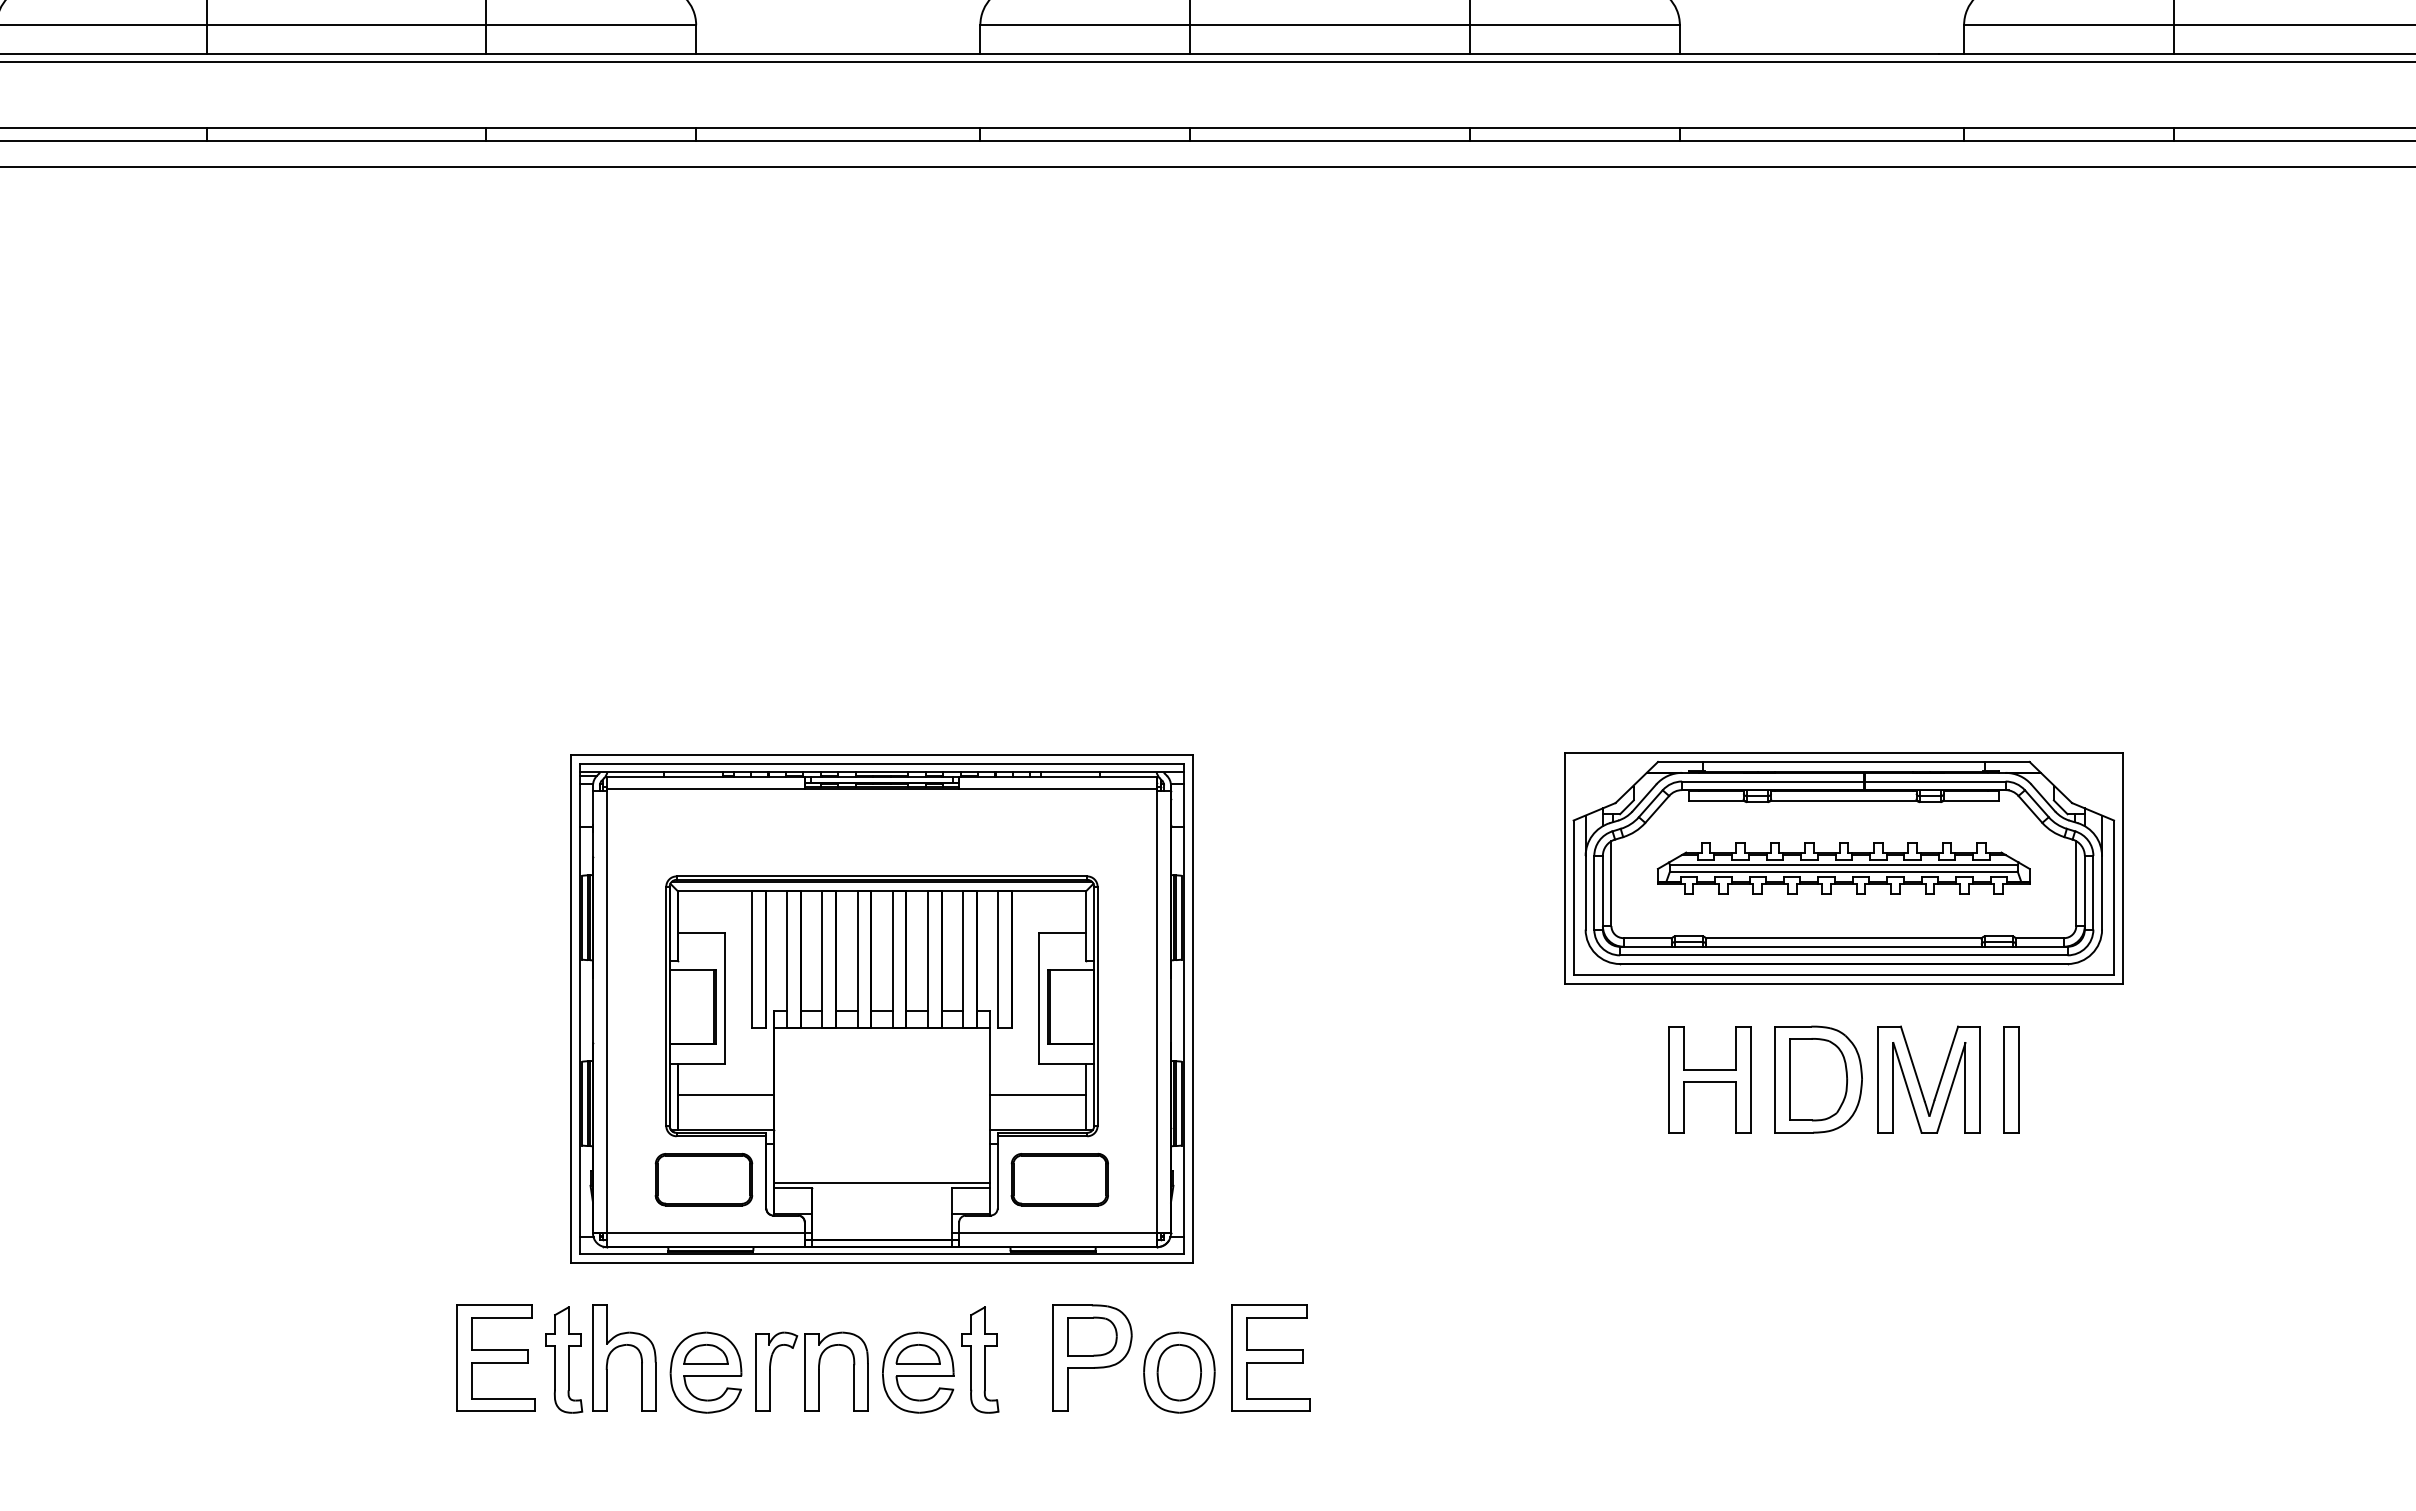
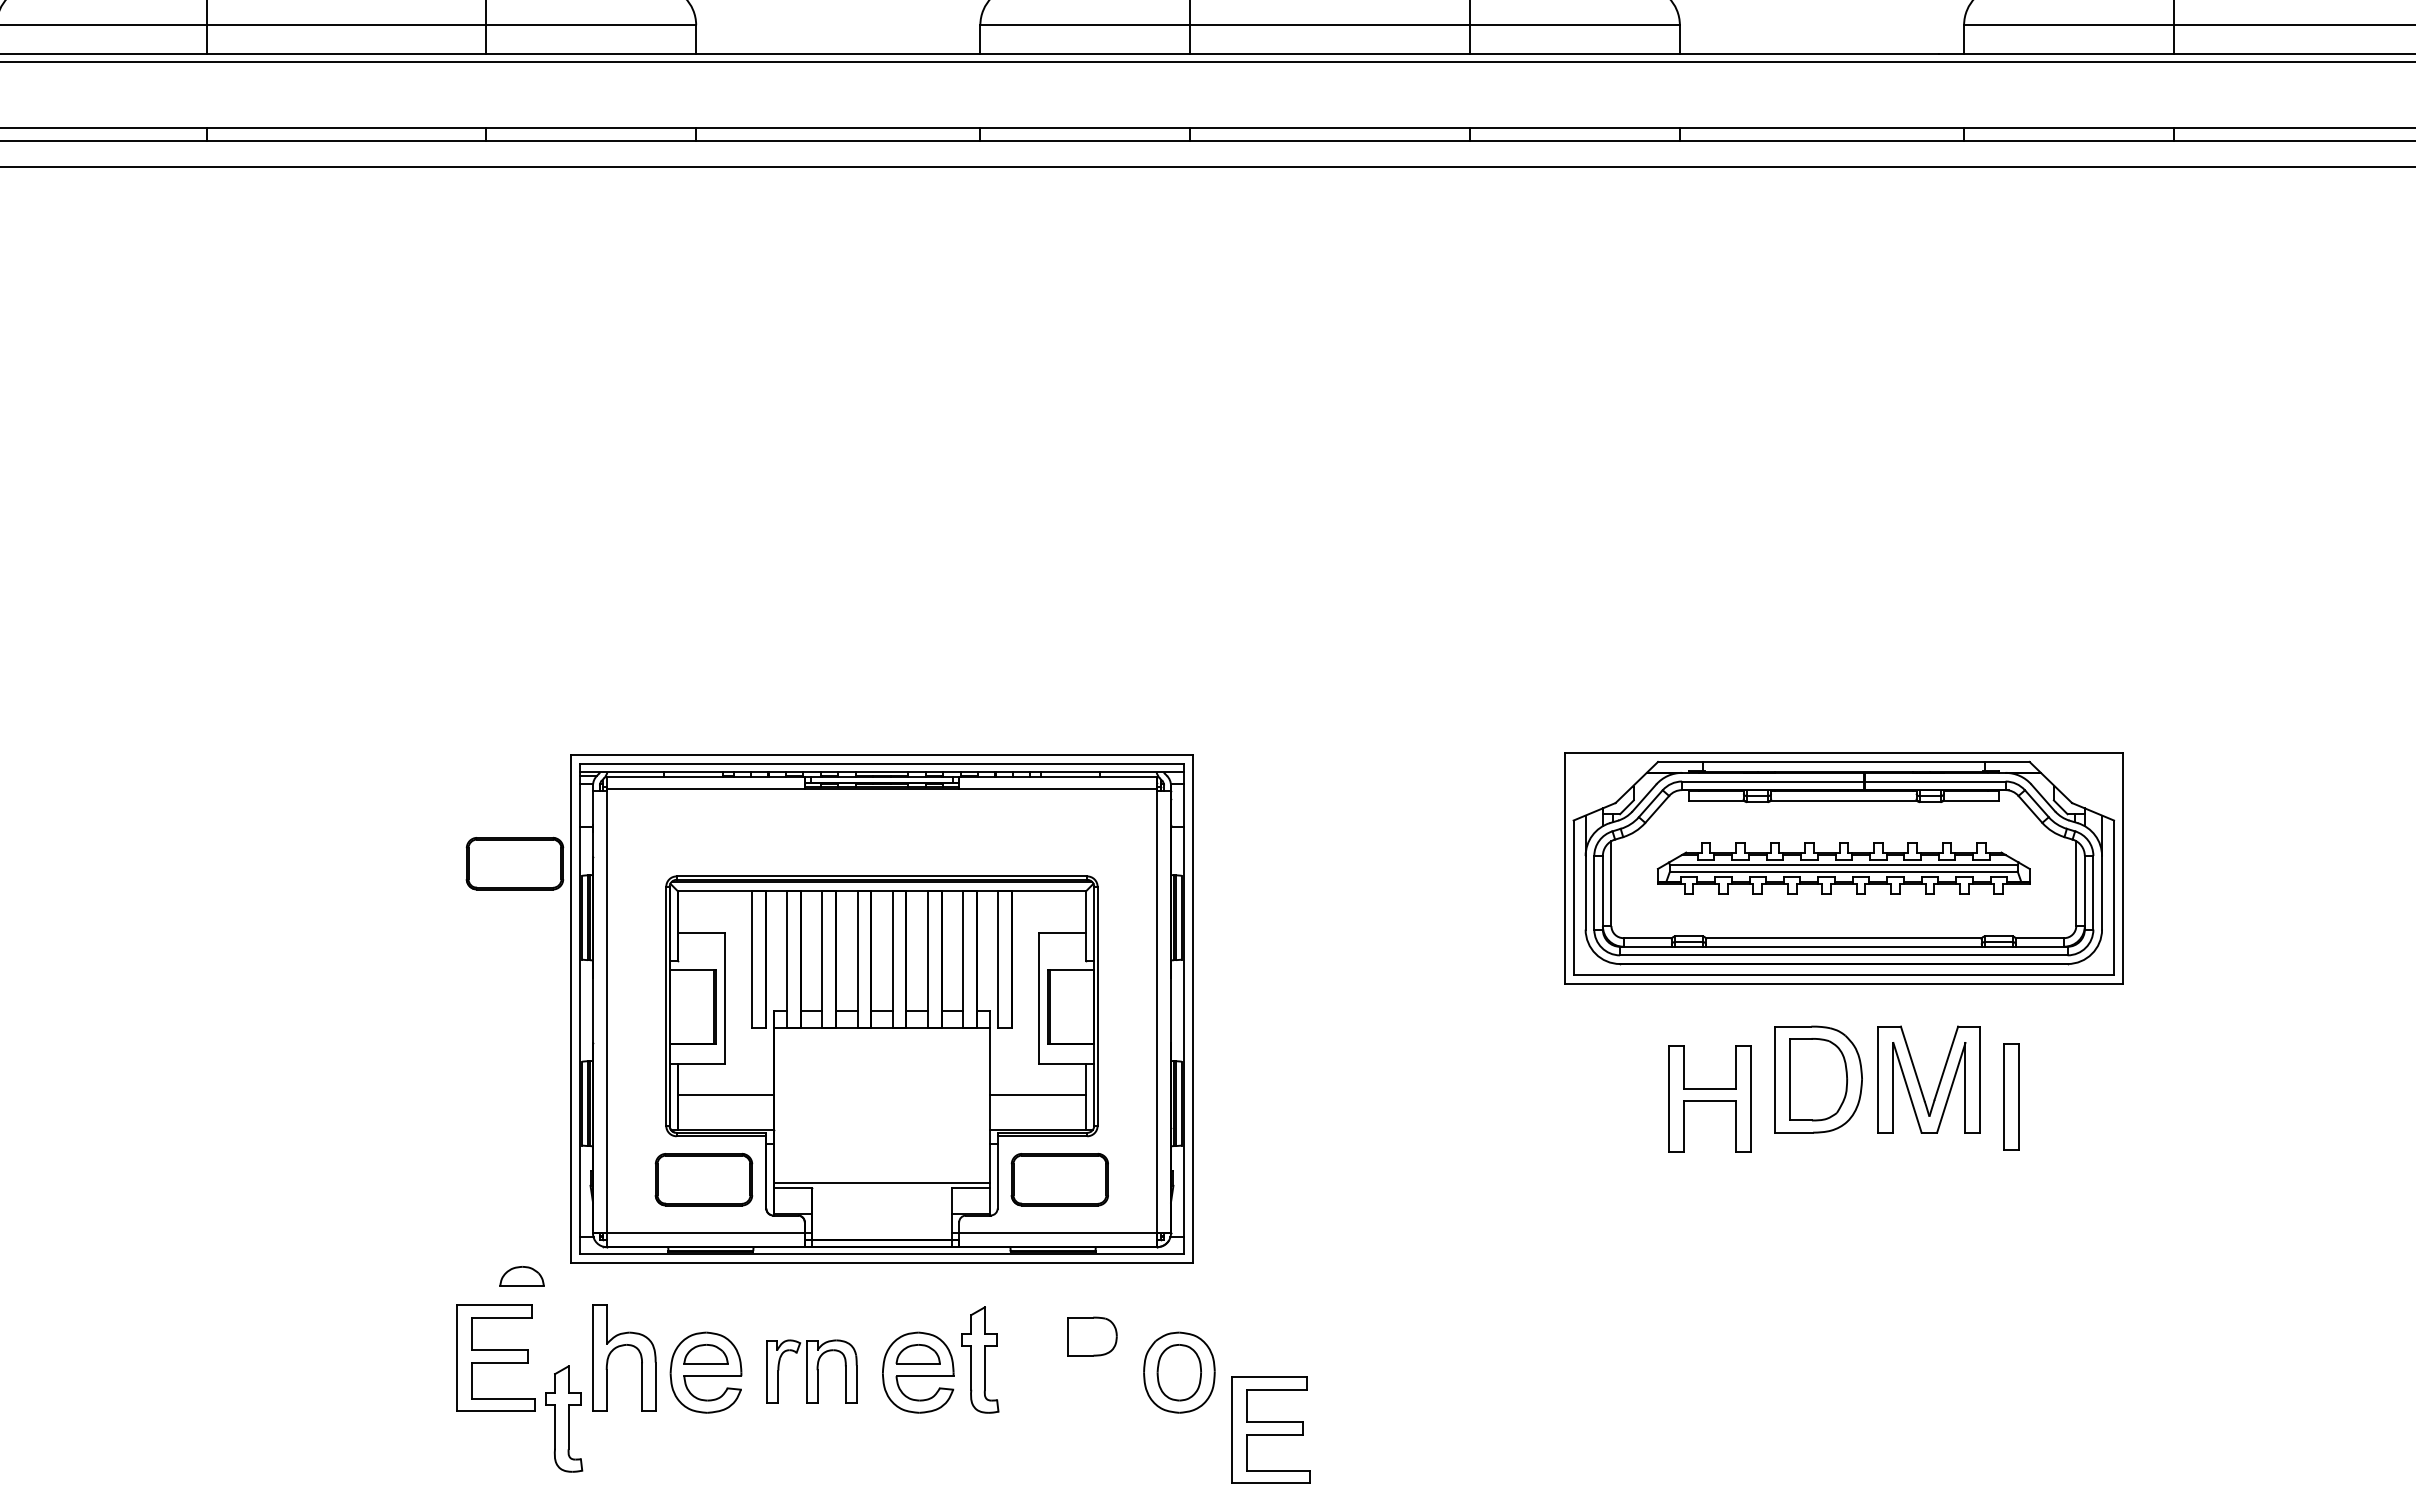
part: none -> present (514, 863)
part position: (1709, 1079) -> (1709, 1098) (1709, 1098)
part position: (2011, 1079) -> (2011, 1096) (2011, 1096)
part: none -> present (521, 1276)
part: present -> none (1092, 1357)
part position: (1270, 1357) -> (1270, 1429) (1270, 1429)
part position: (564, 1359) -> (564, 1418) (564, 1418)
part size: 114x81 px -> 92x65 px (811, 1371)
